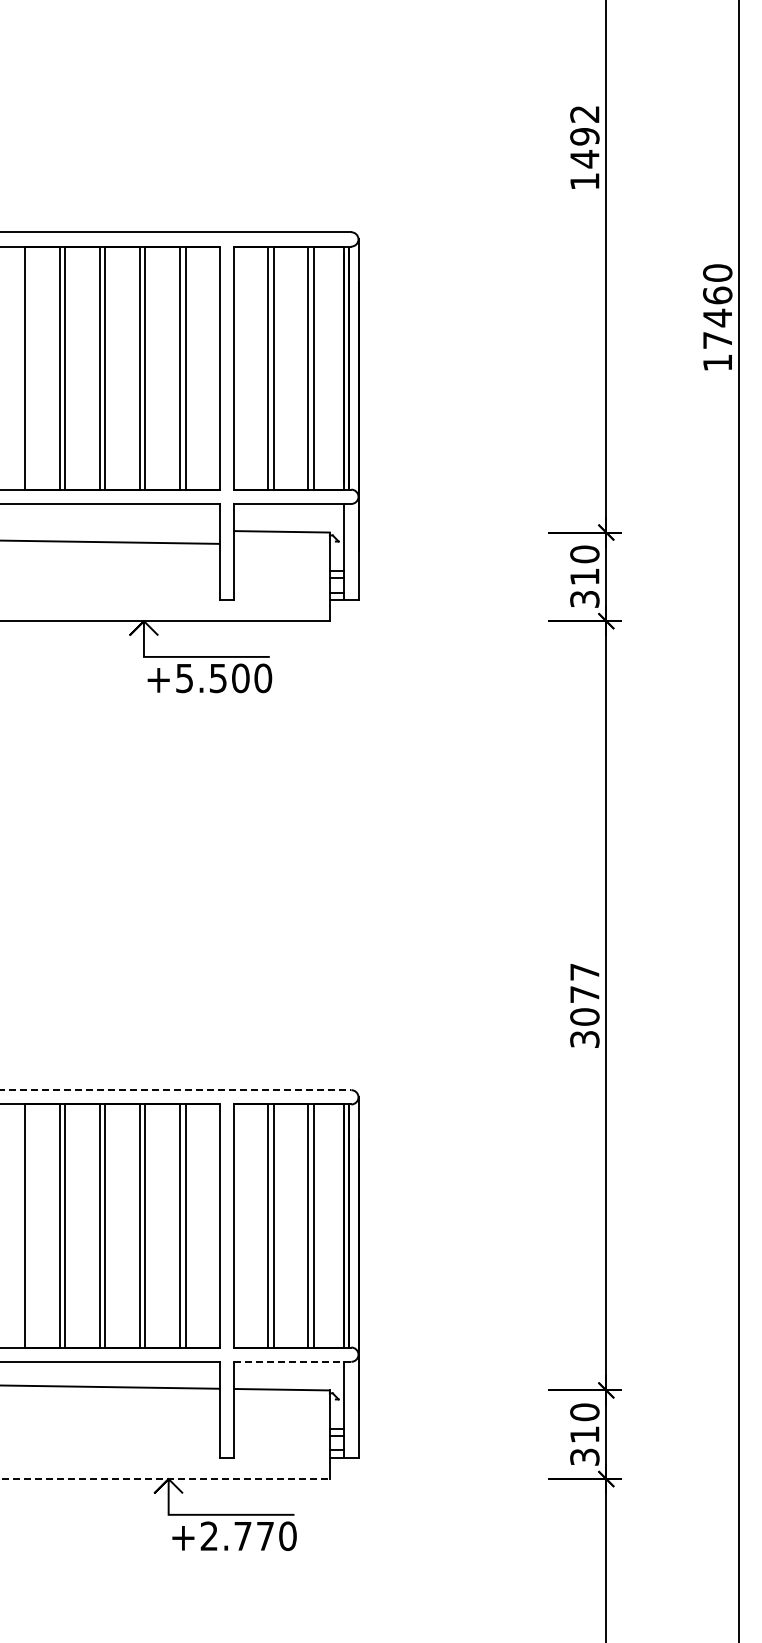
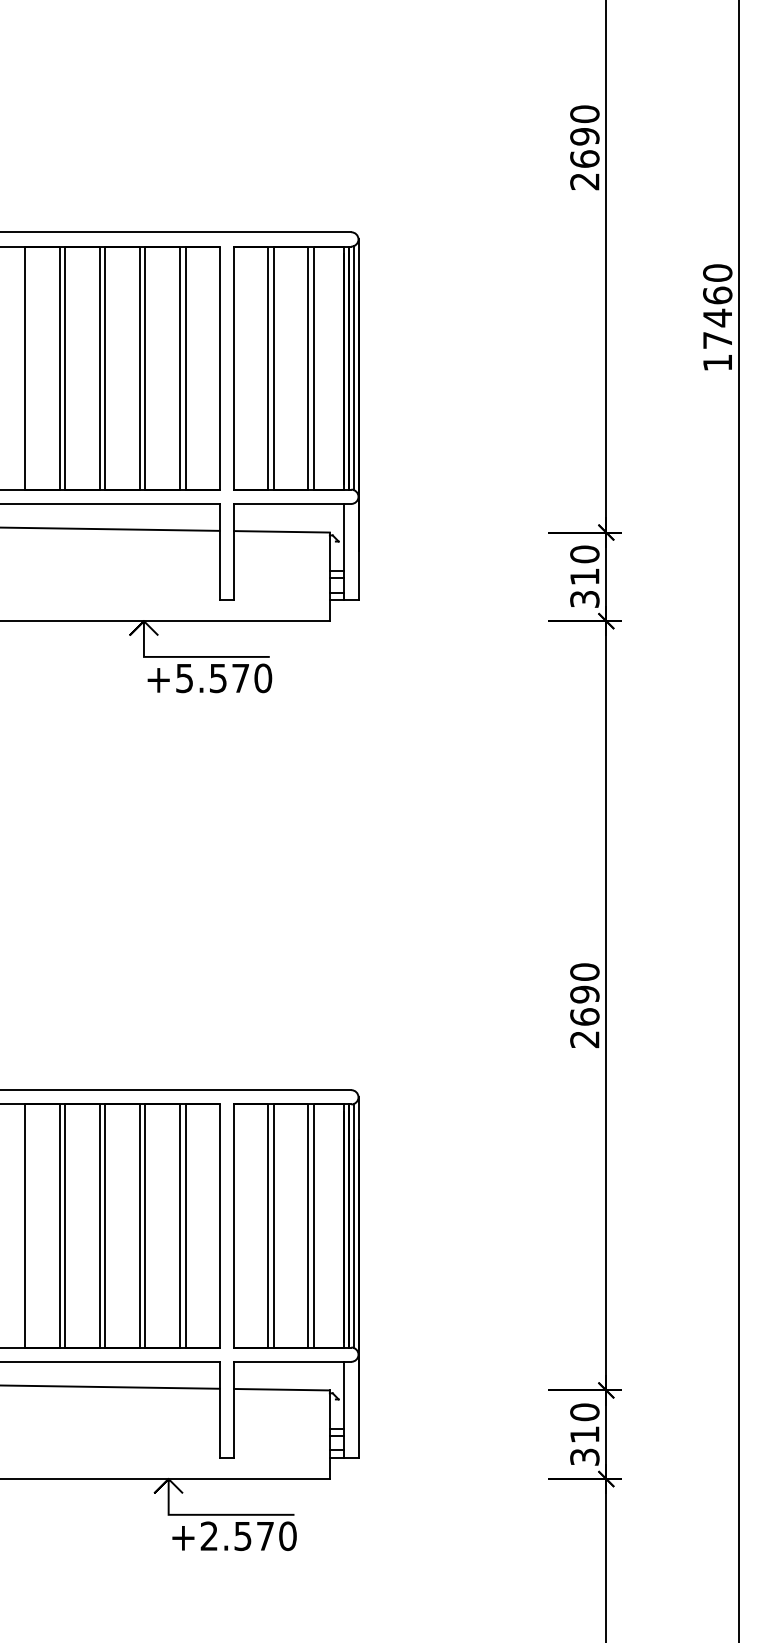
text: 1492 -> 2690 (584, 147)
line: none -> present (354, 368)
line position: (110, 541) -> (110, 528) (110, 528)
text: +5.500 -> +5.570 (240, 678)
text: 3077 -> 2690 (584, 1005)
line: dashed -> solid (176, 1090)
line: none -> present (354, 1225)
line: dashed -> solid (292, 1361)
line: dashed -> solid (164, 1479)
text: +2.770 -> +2.570 (242, 1536)
